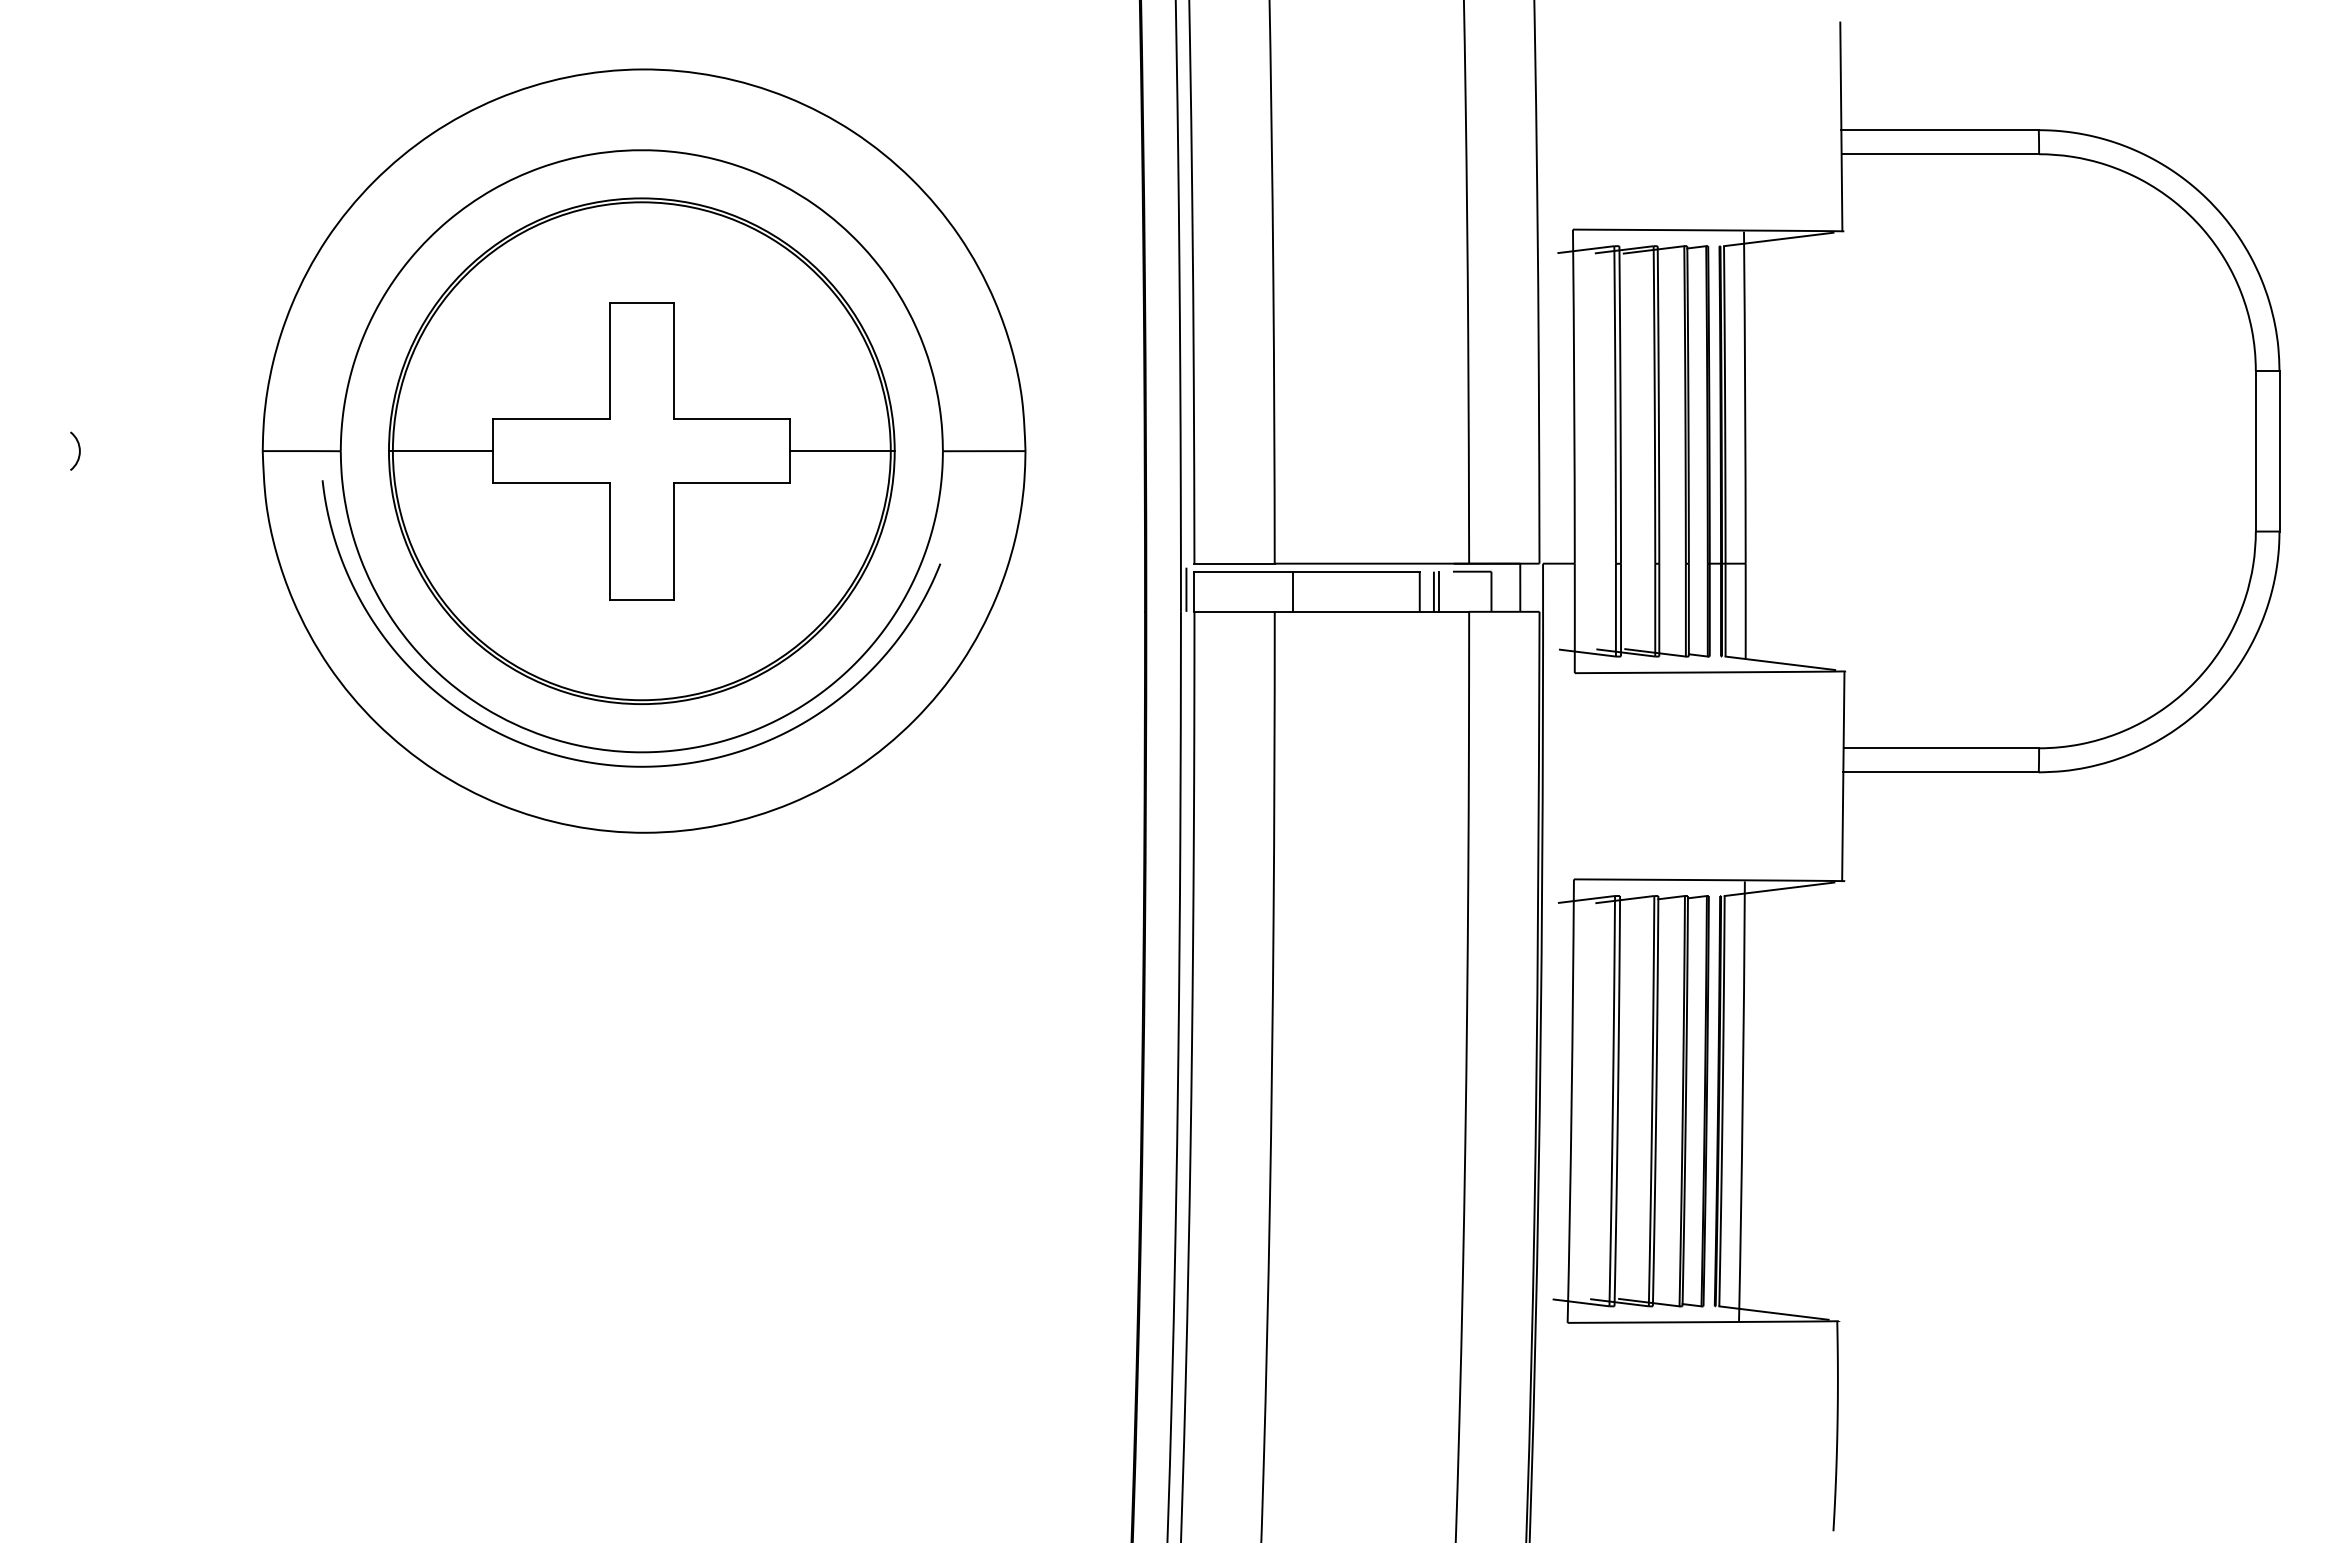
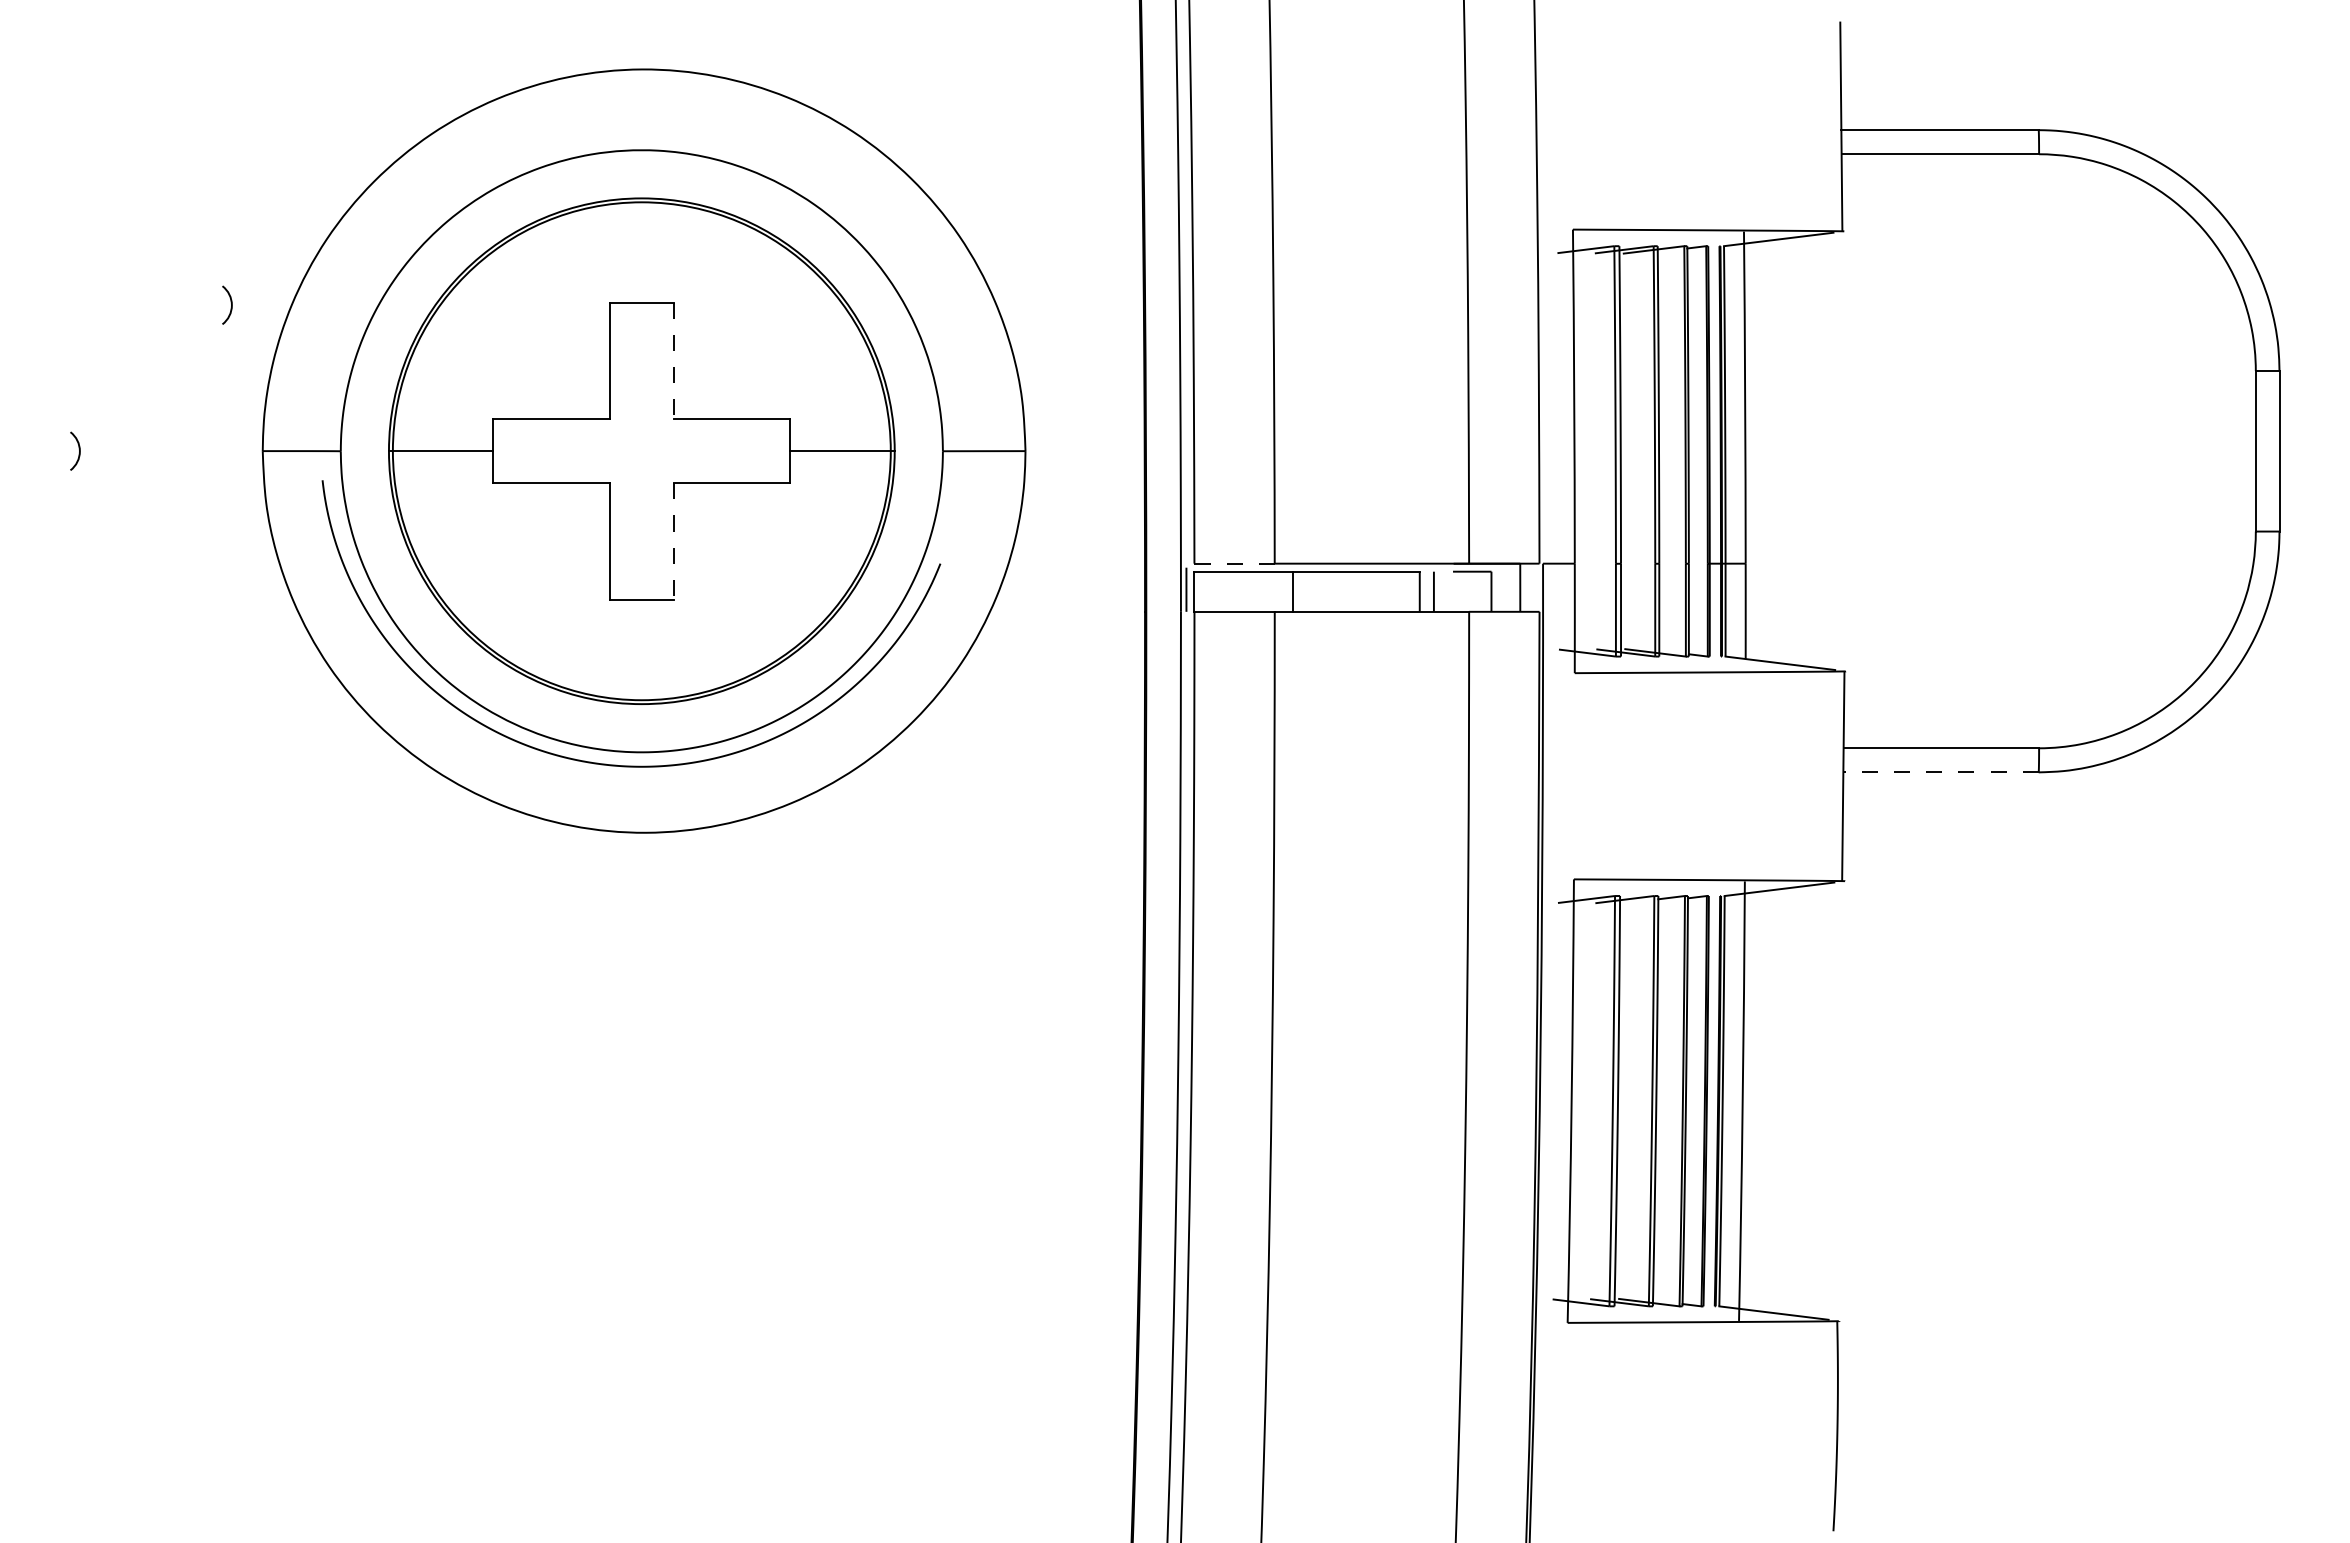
arc: none -> present (230, 302)
line: solid -> dashed (673, 361)
line: solid -> dashed (673, 542)
line: solid -> dashed (1235, 563)
line: present -> none (1438, 591)
line: solid -> dashed (1941, 772)
